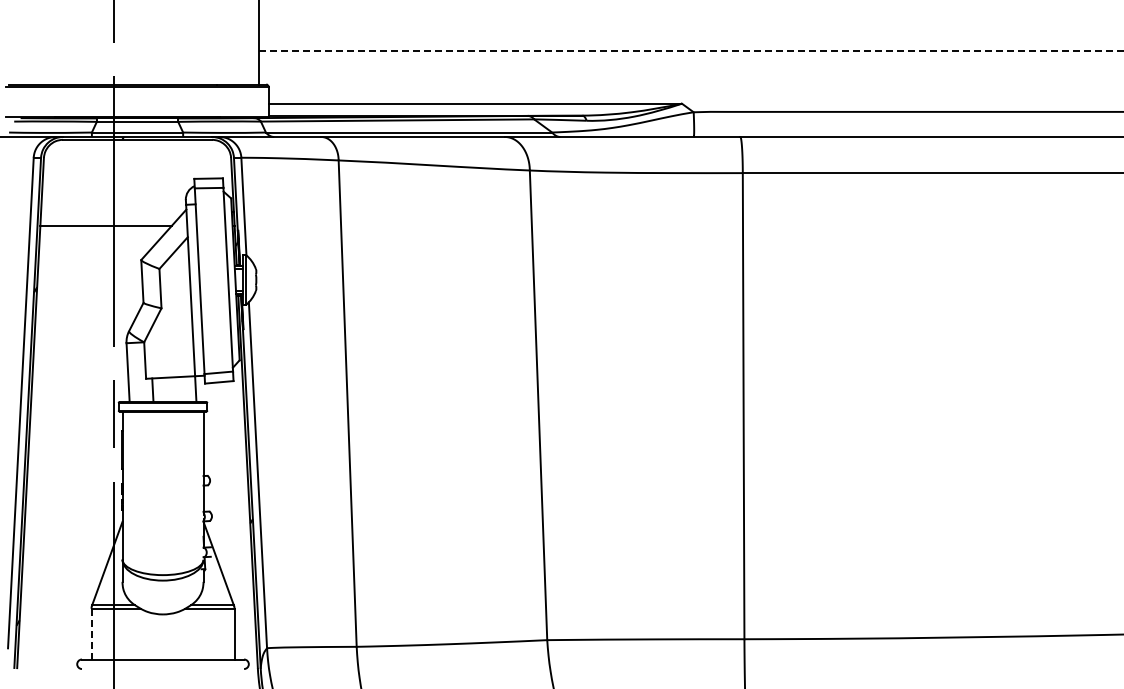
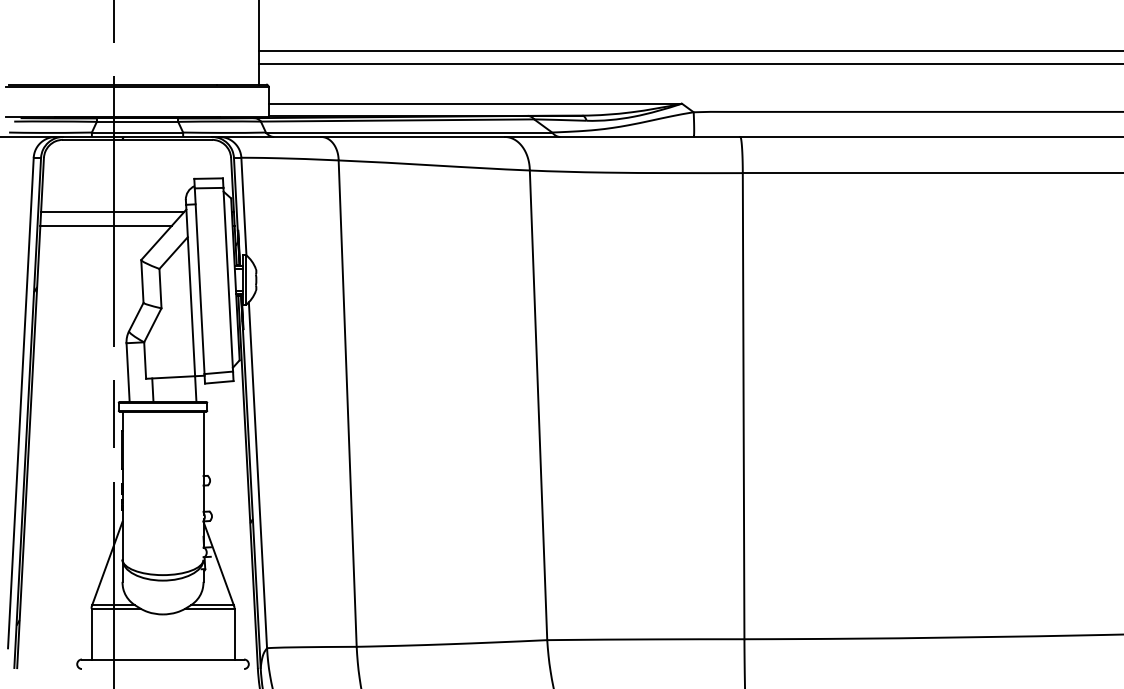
line: dashed -> solid (690, 51)
line: none -> present (689, 63)
line: none -> present (112, 211)
line: dashed -> solid (91, 633)
